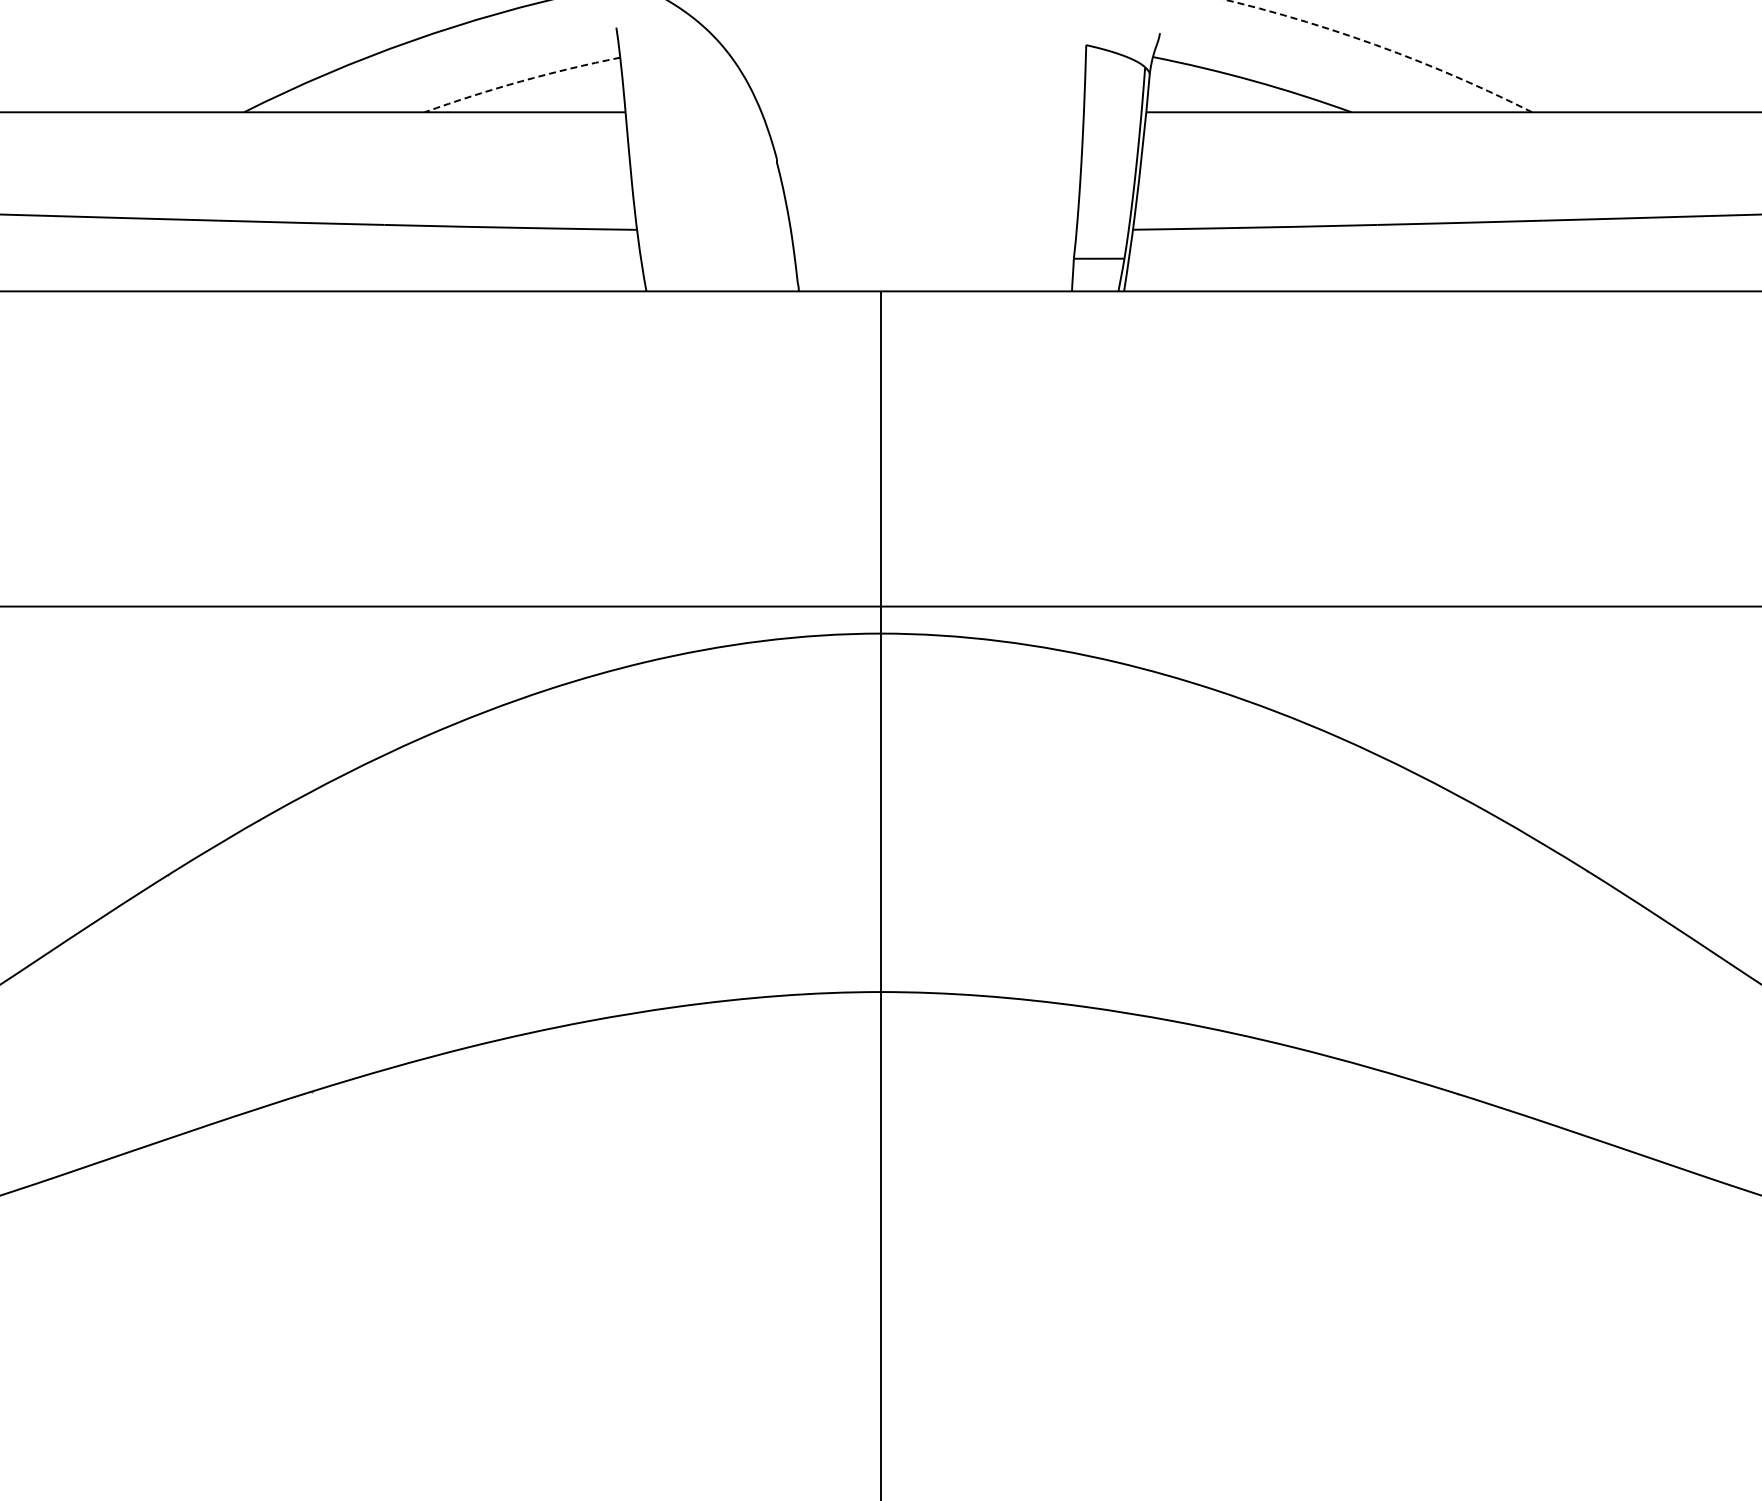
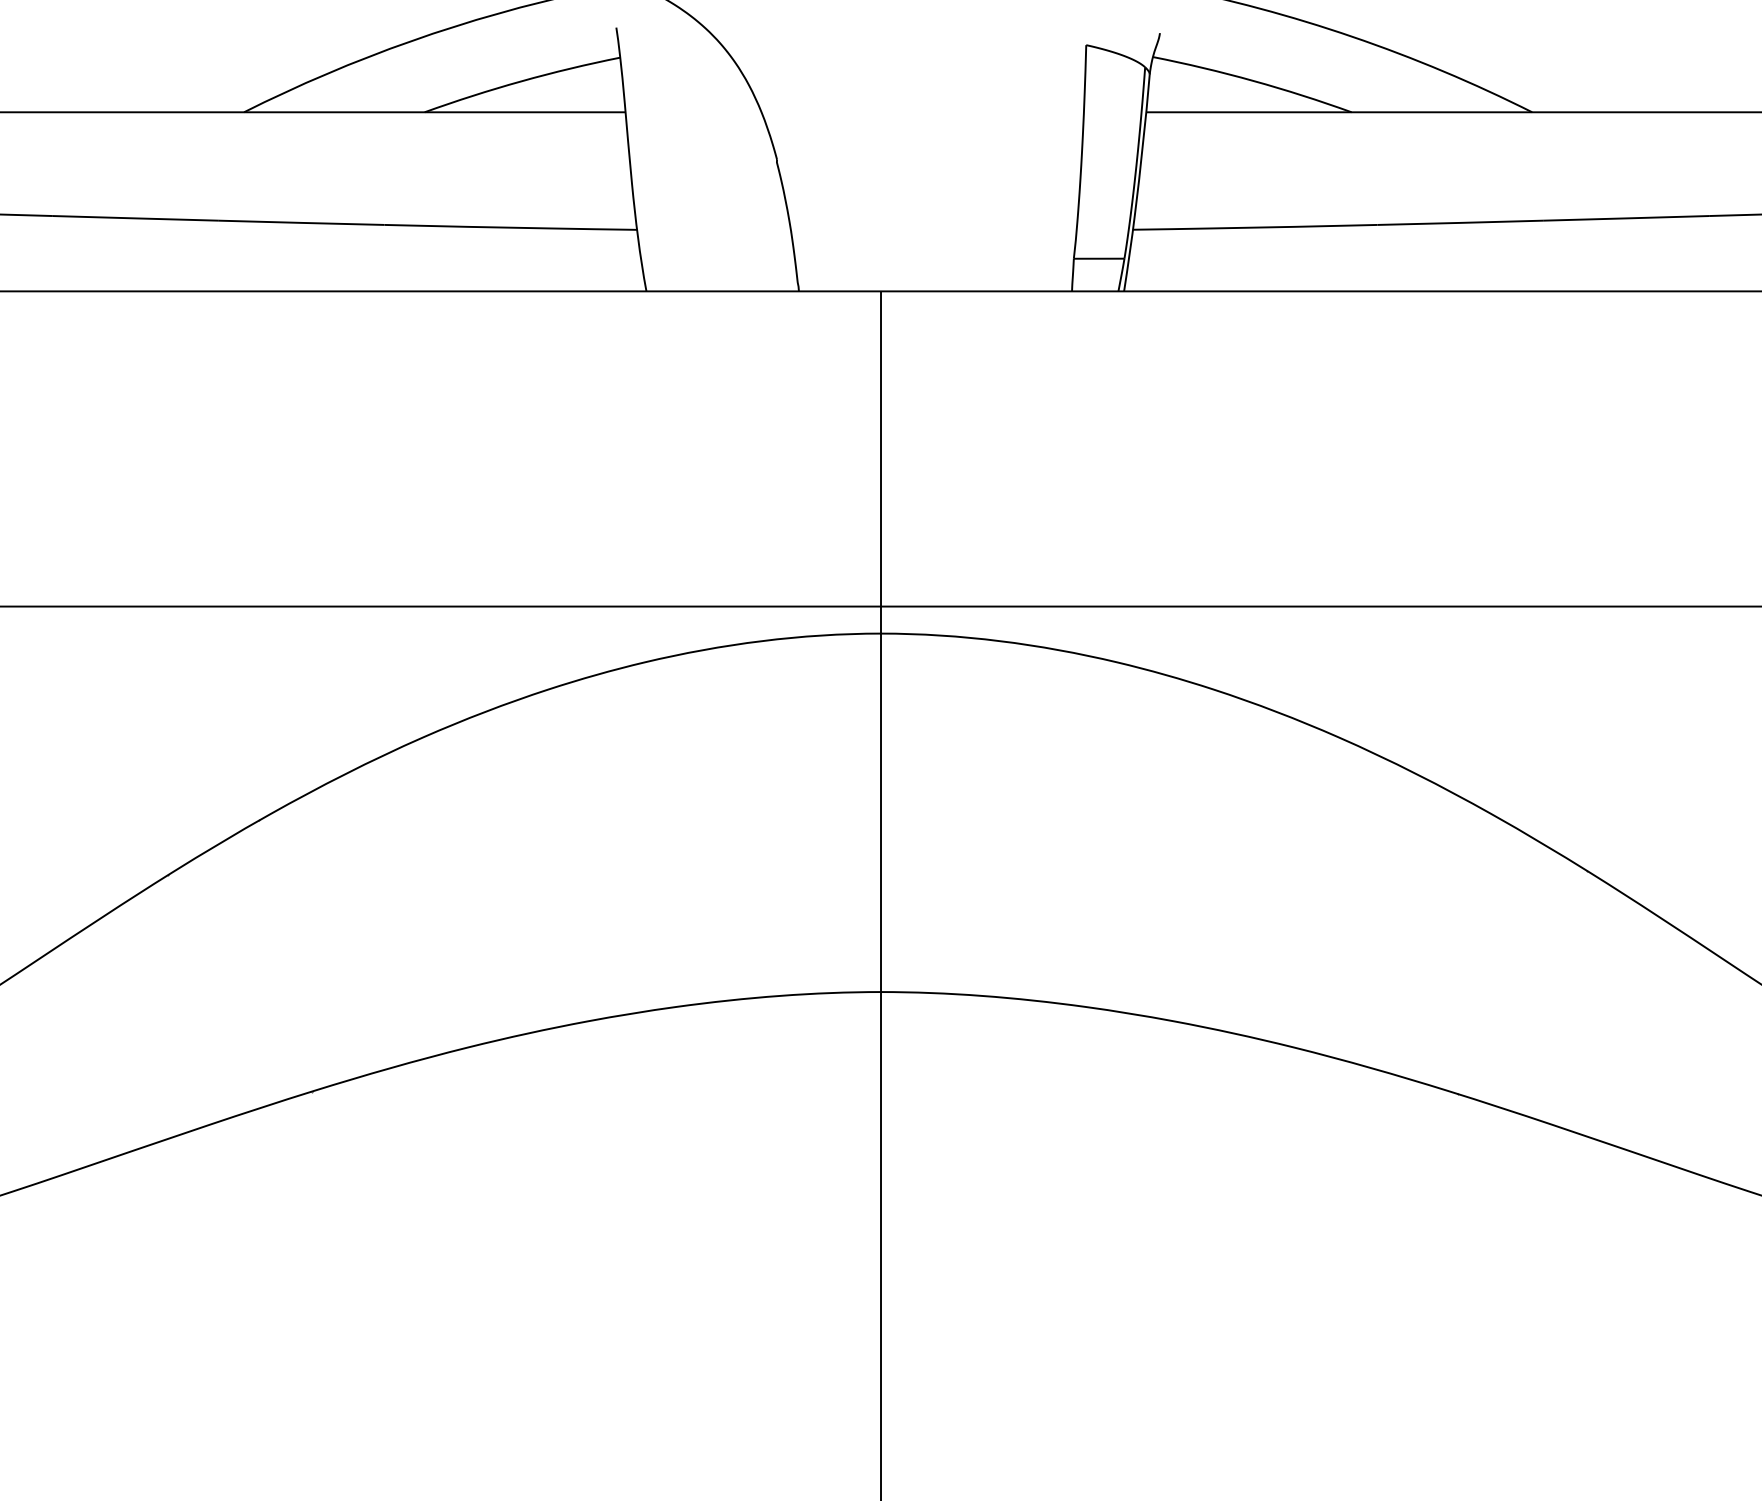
arc: dashed -> solid (1381, 47)
arc: dashed -> solid (521, 81)
